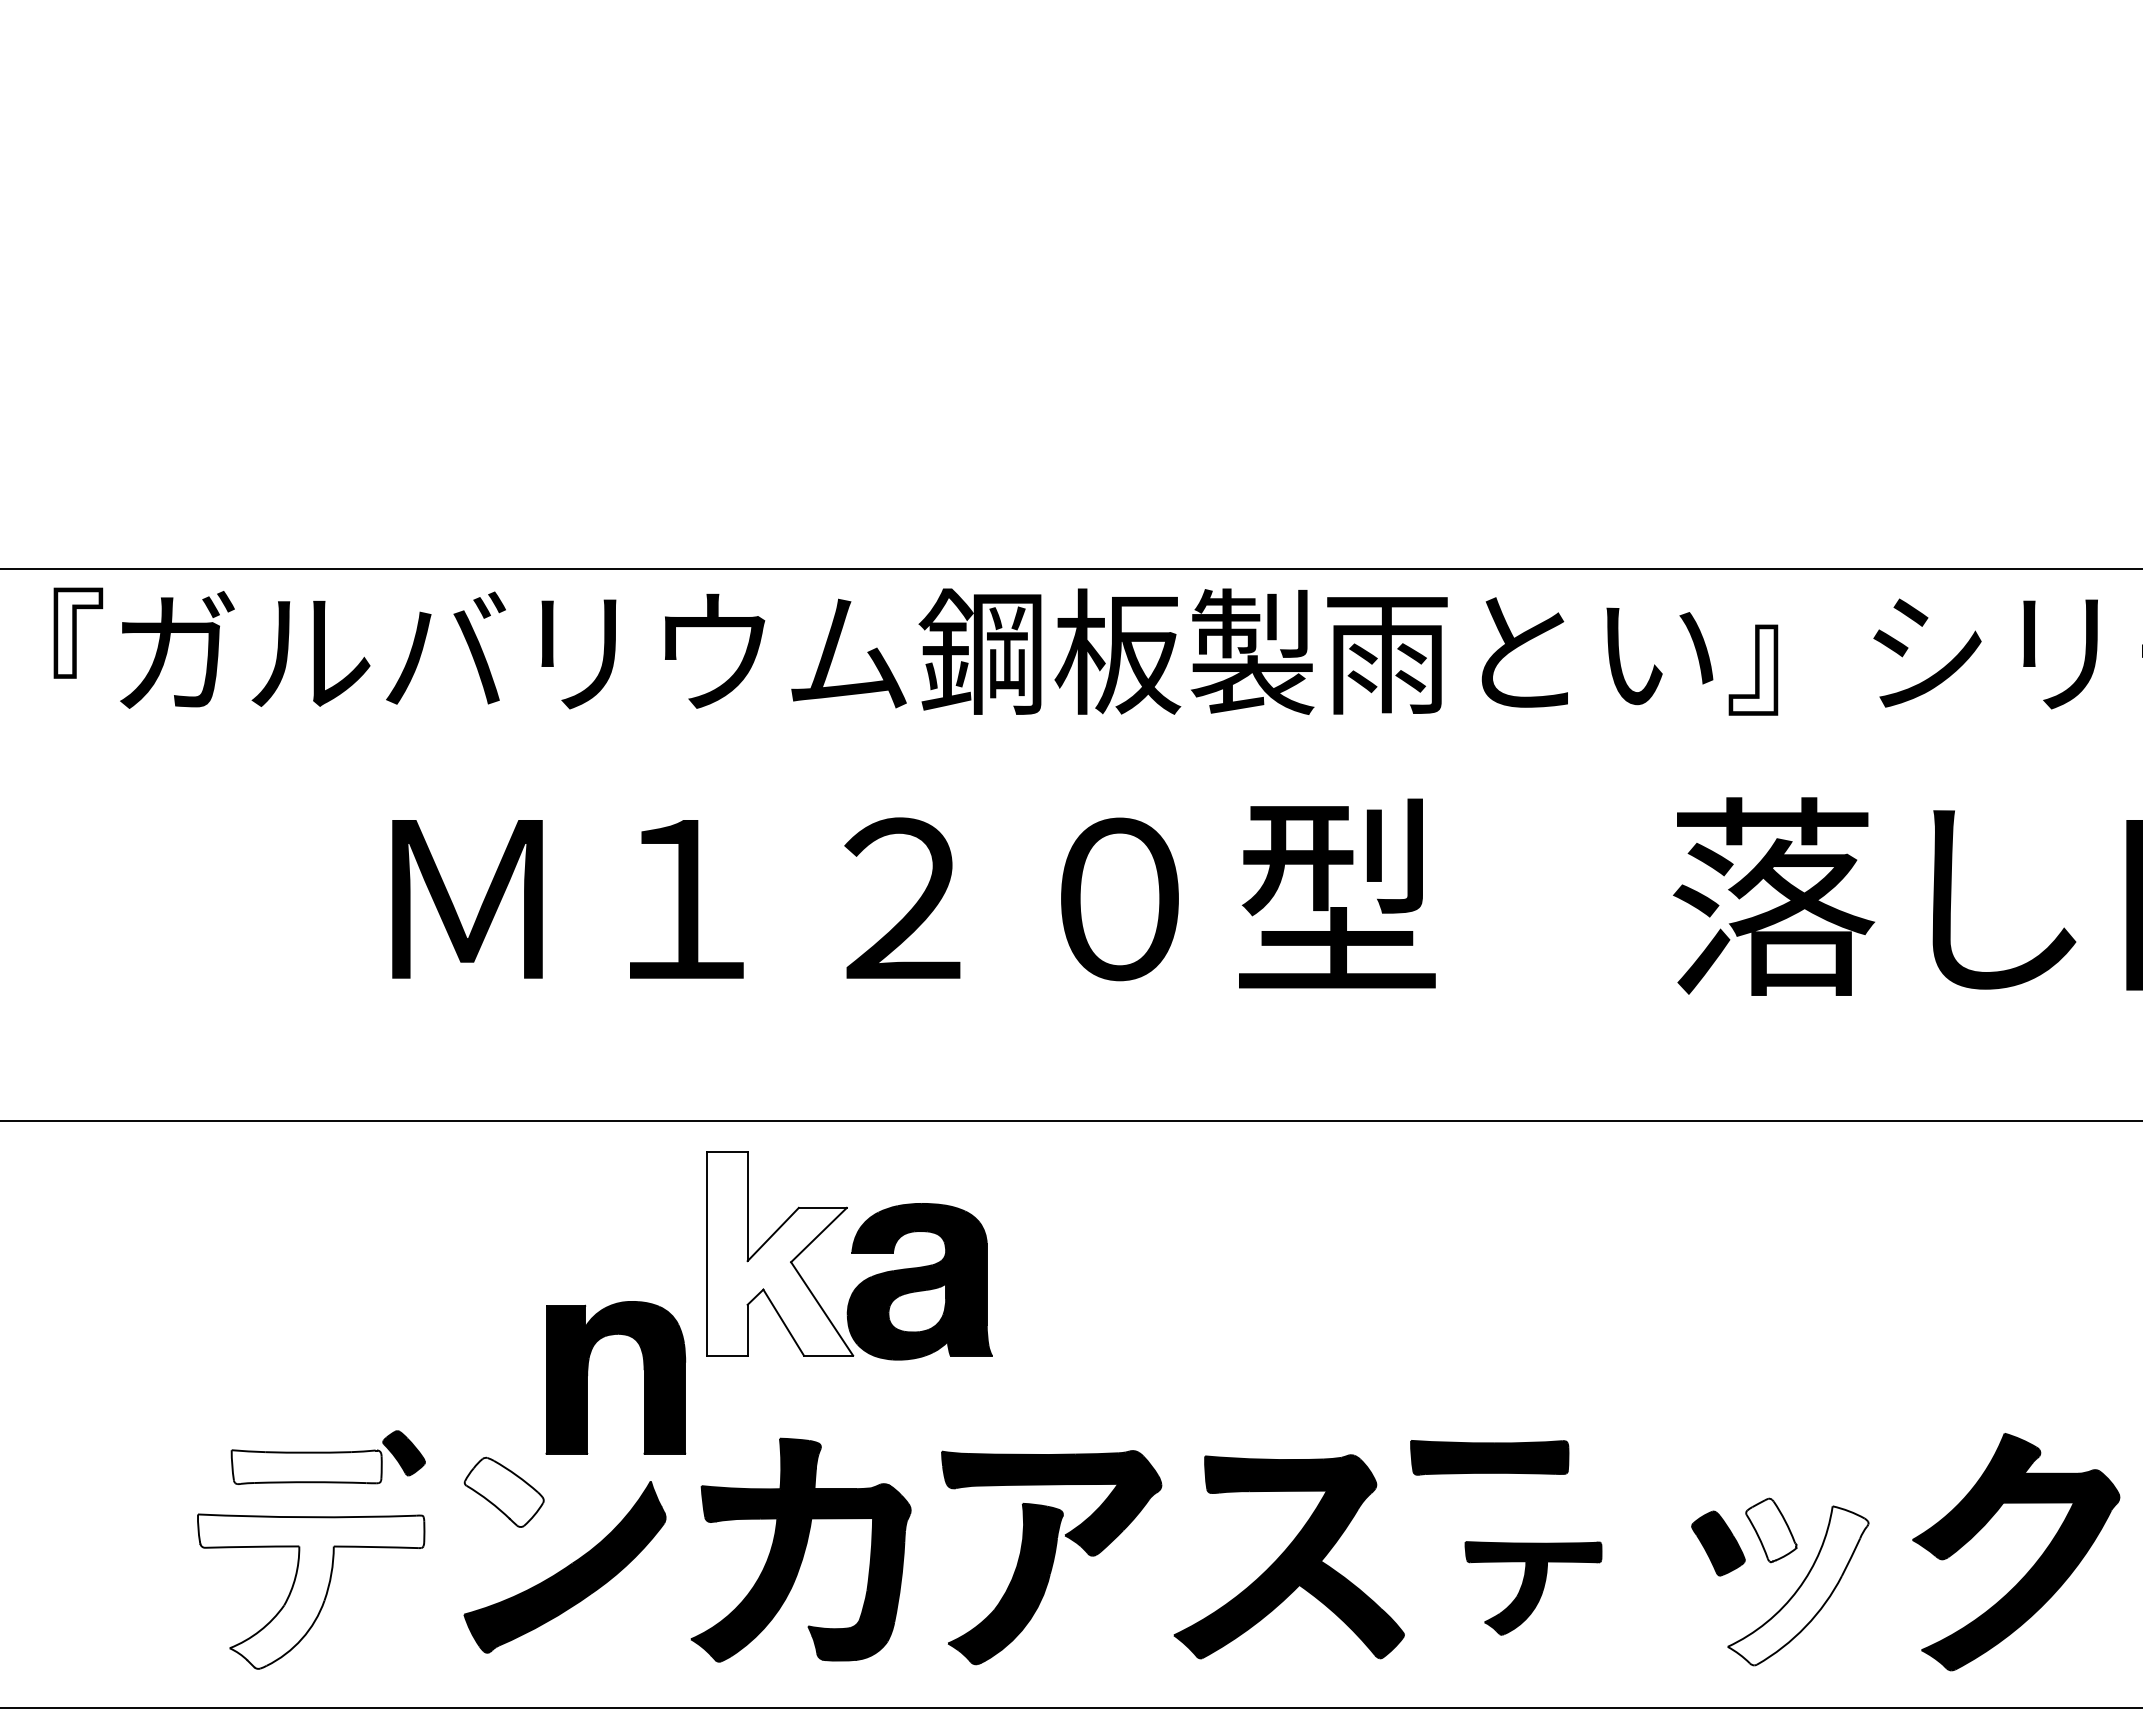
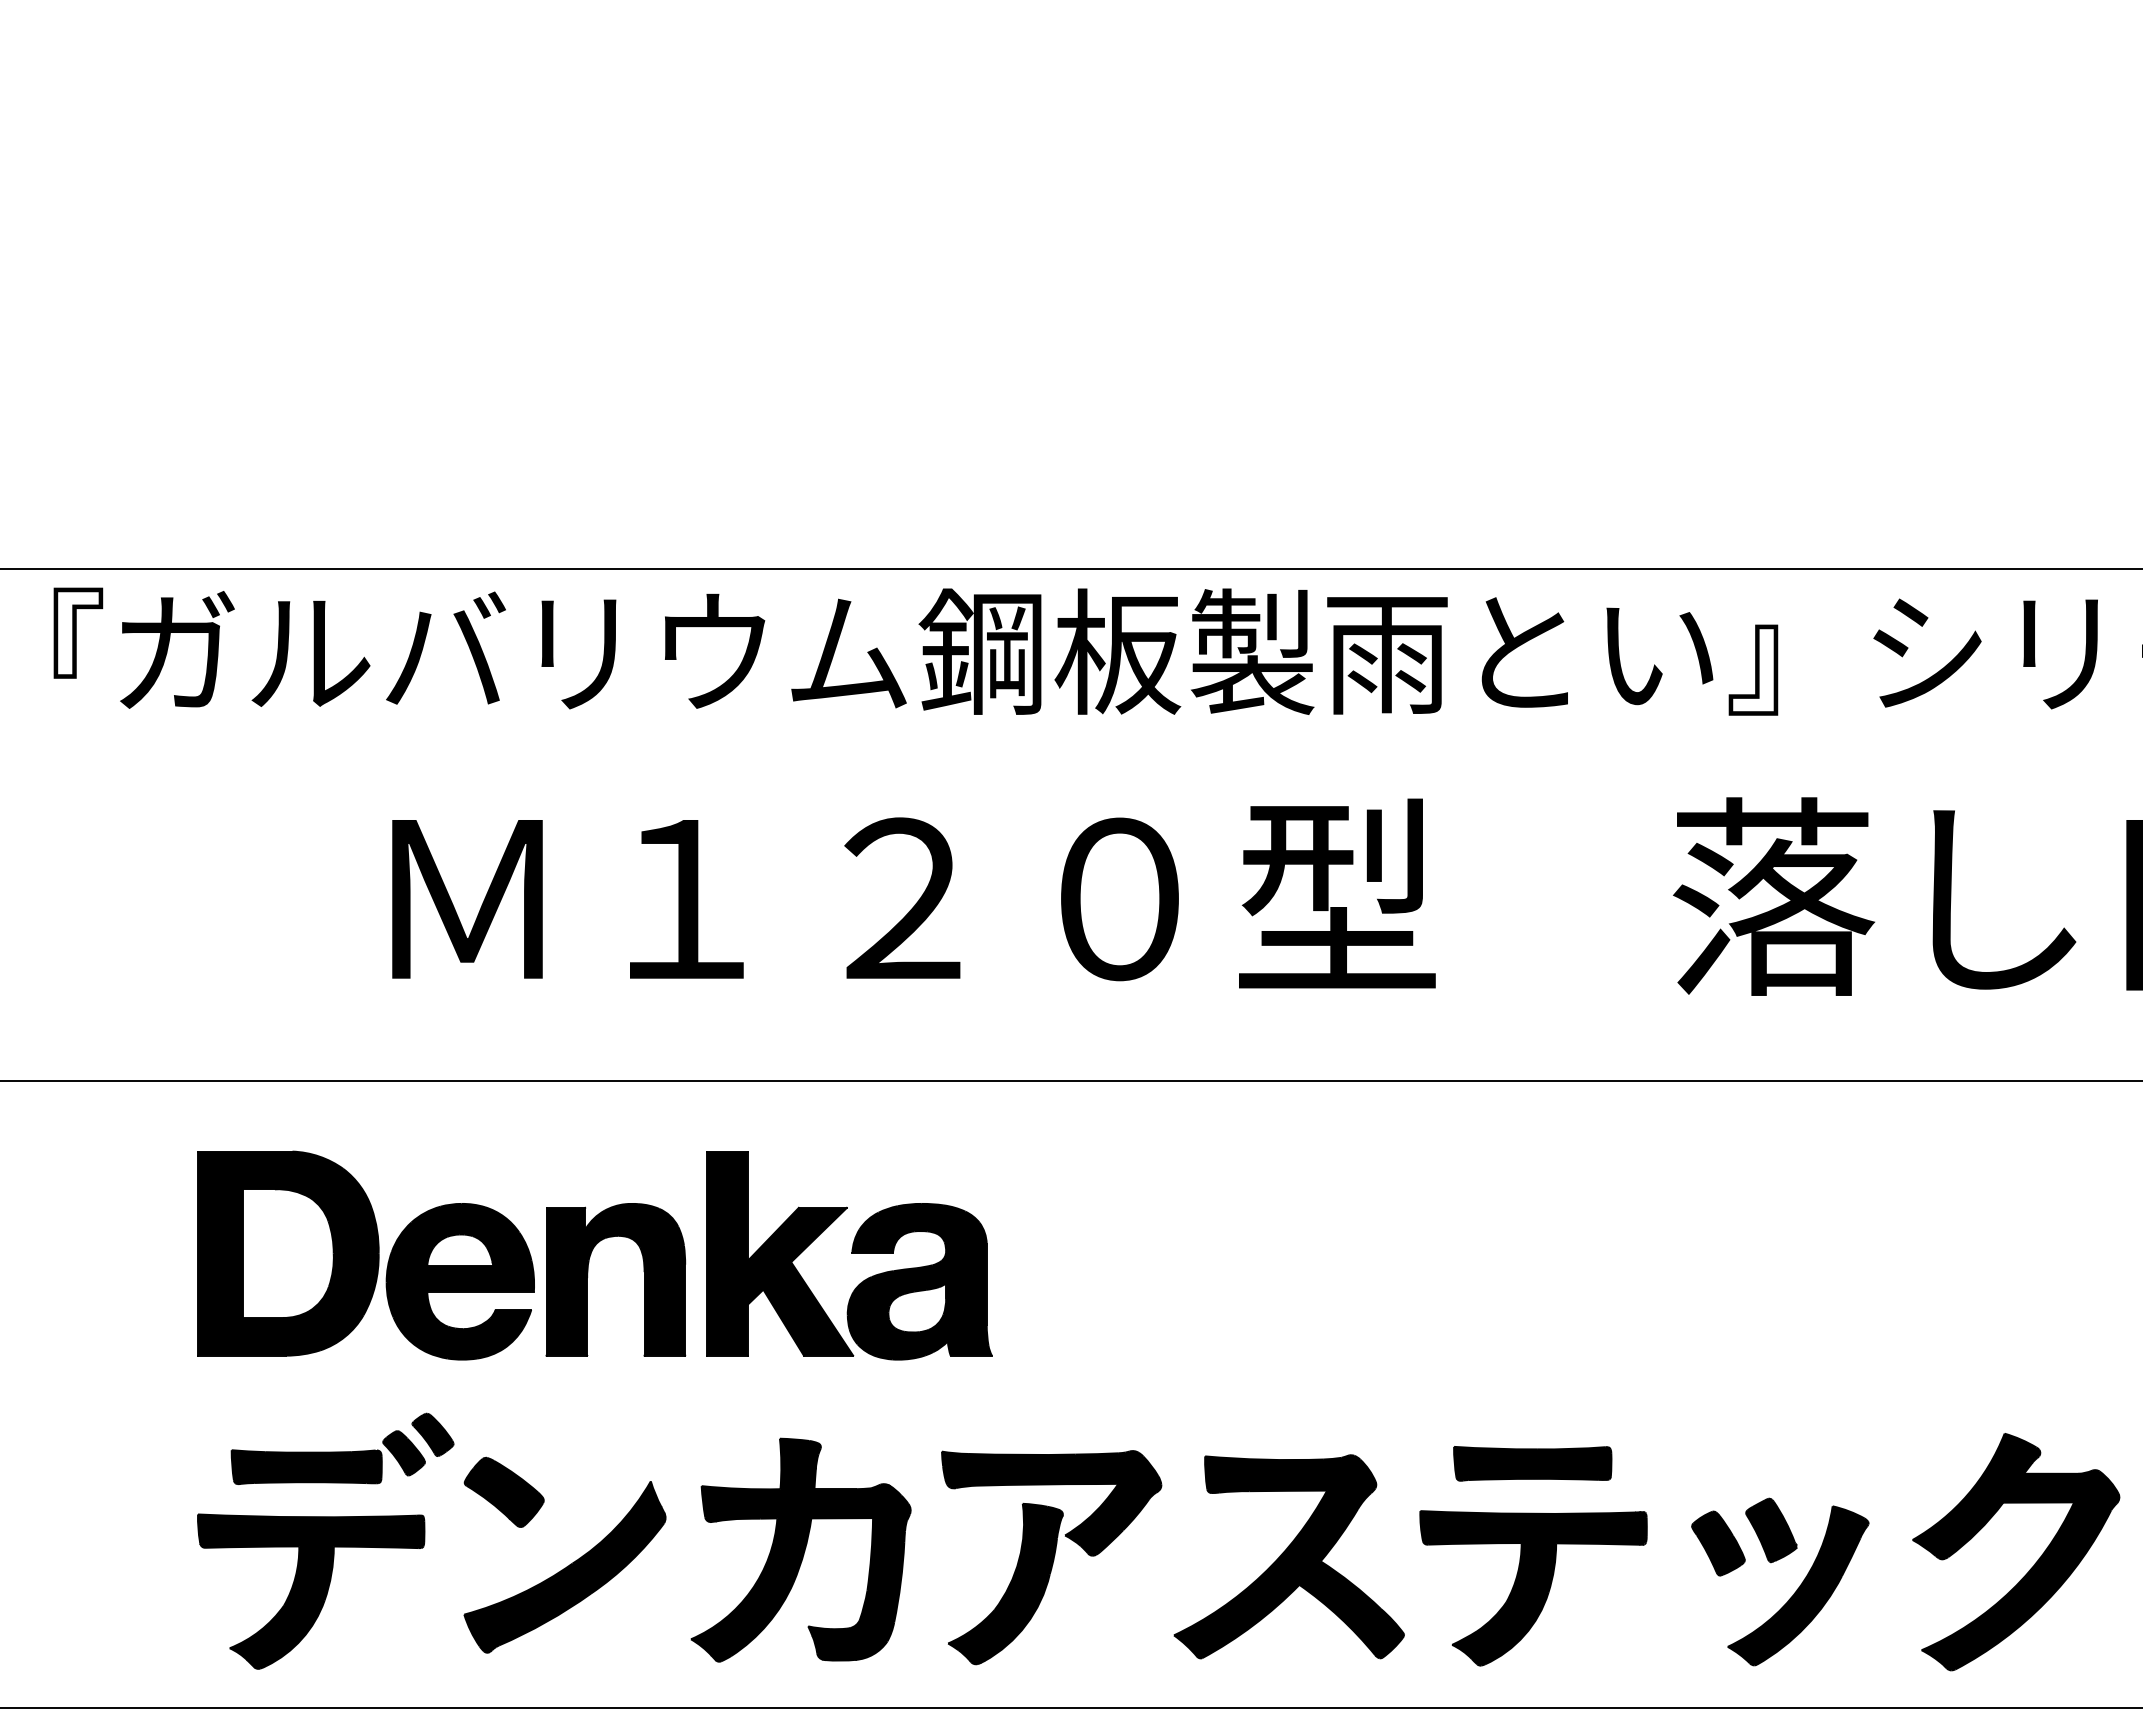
line position: (1070, 1121) -> (1070, 1081) (1070, 1081)
fill: none -> present (780, 1253)
part: none -> present (365, 1255)
part position: (588, 1375) -> (588, 1277) (588, 1277)
part: none -> present (432, 1434)
part position: (1489, 1457) -> (1532, 1463) (1532, 1463)
fill: none -> present (306, 1467)
fill: none -> present (503, 1492)
fill: none -> present (1771, 1530)
fill: none -> present (1797, 1585)
part size: 139x95 px -> 229x157 px (1533, 1588)
fill: none -> present (311, 1591)
